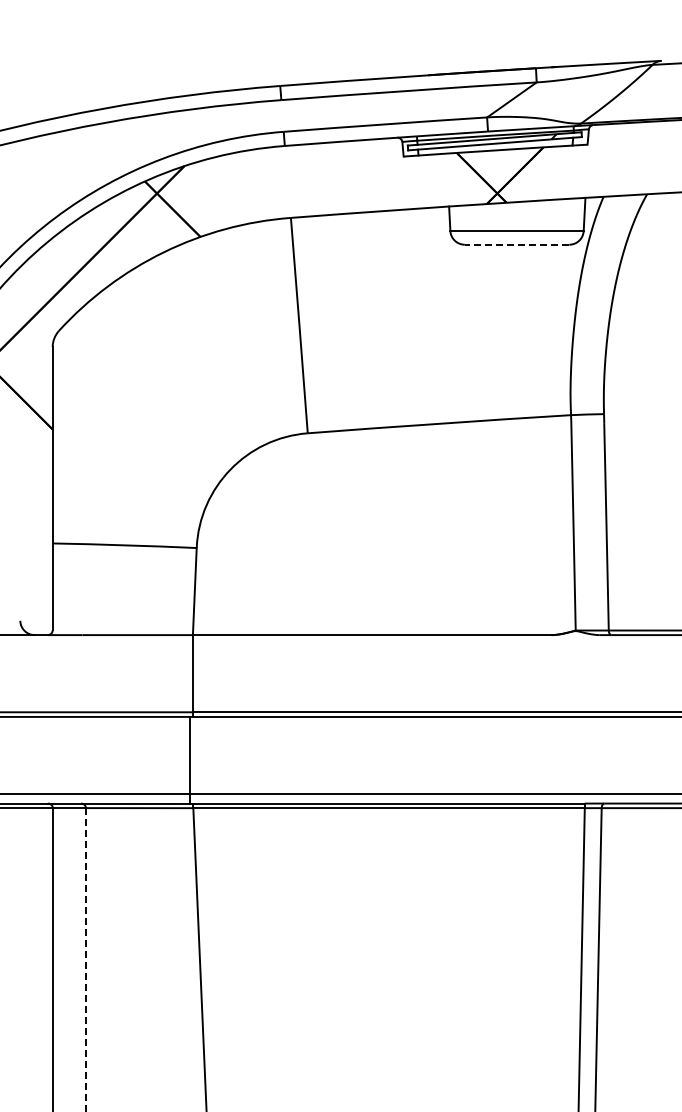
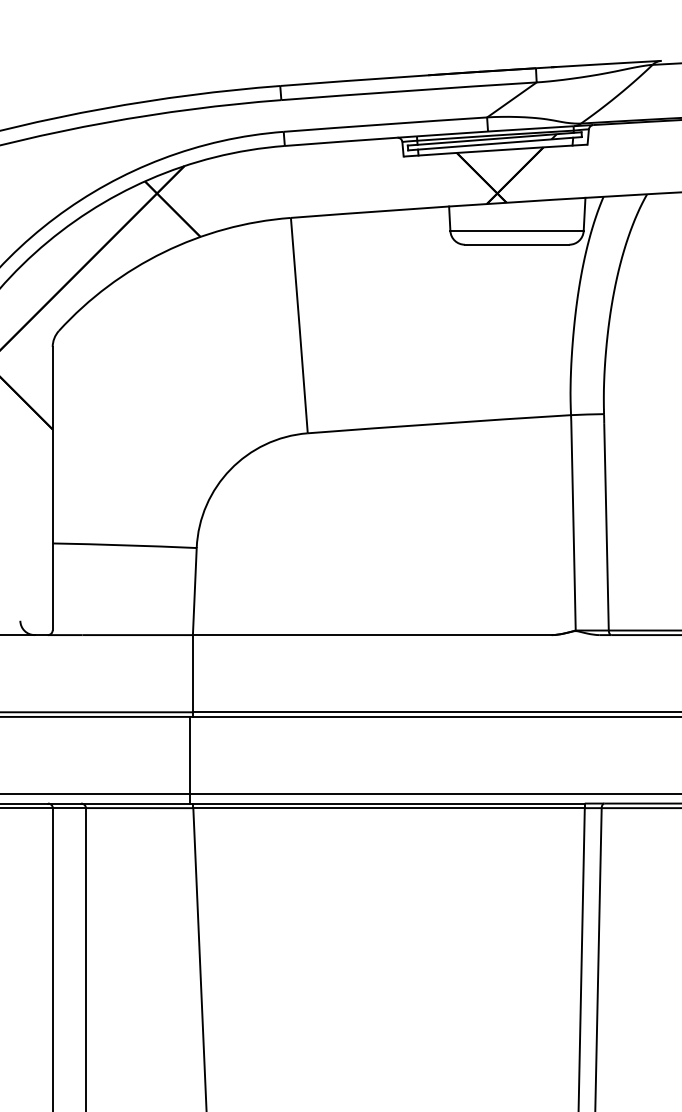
line: dashed -> solid (516, 244)
line: dashed -> solid (86, 959)
